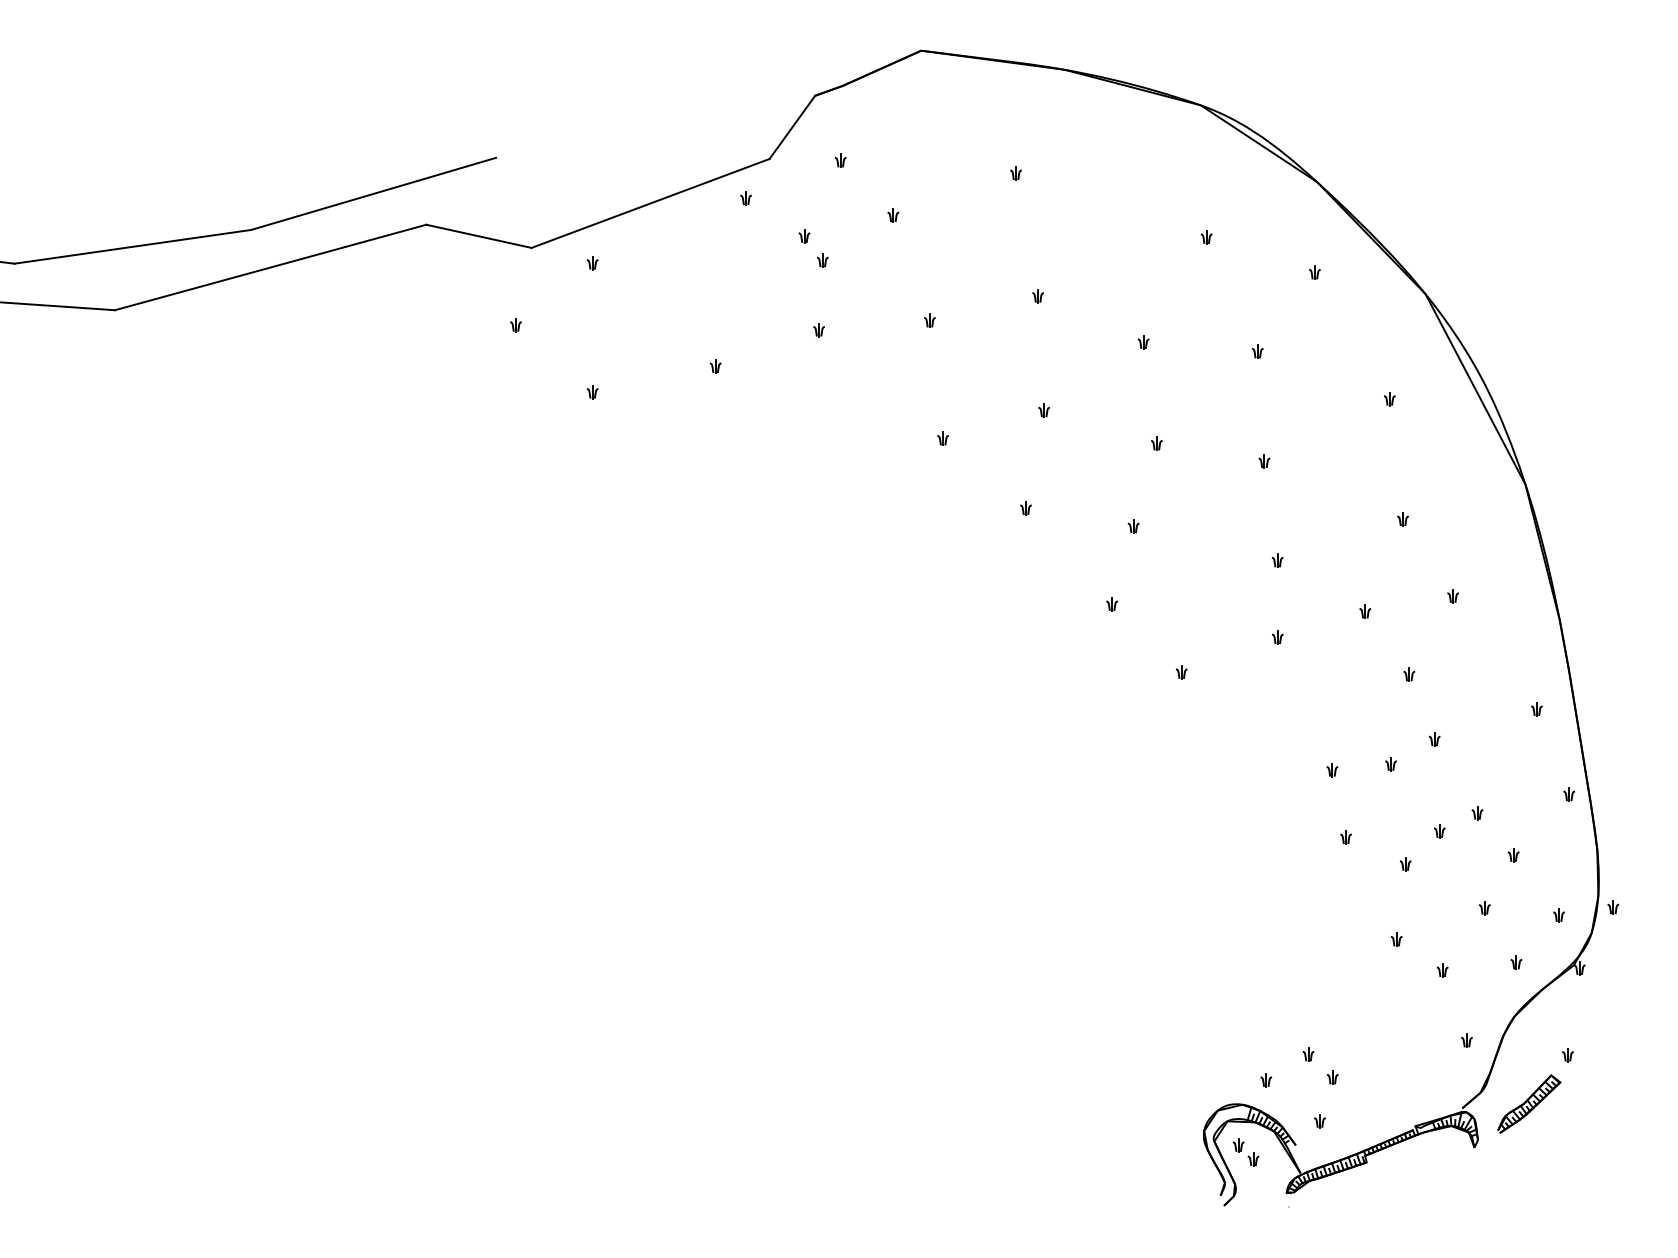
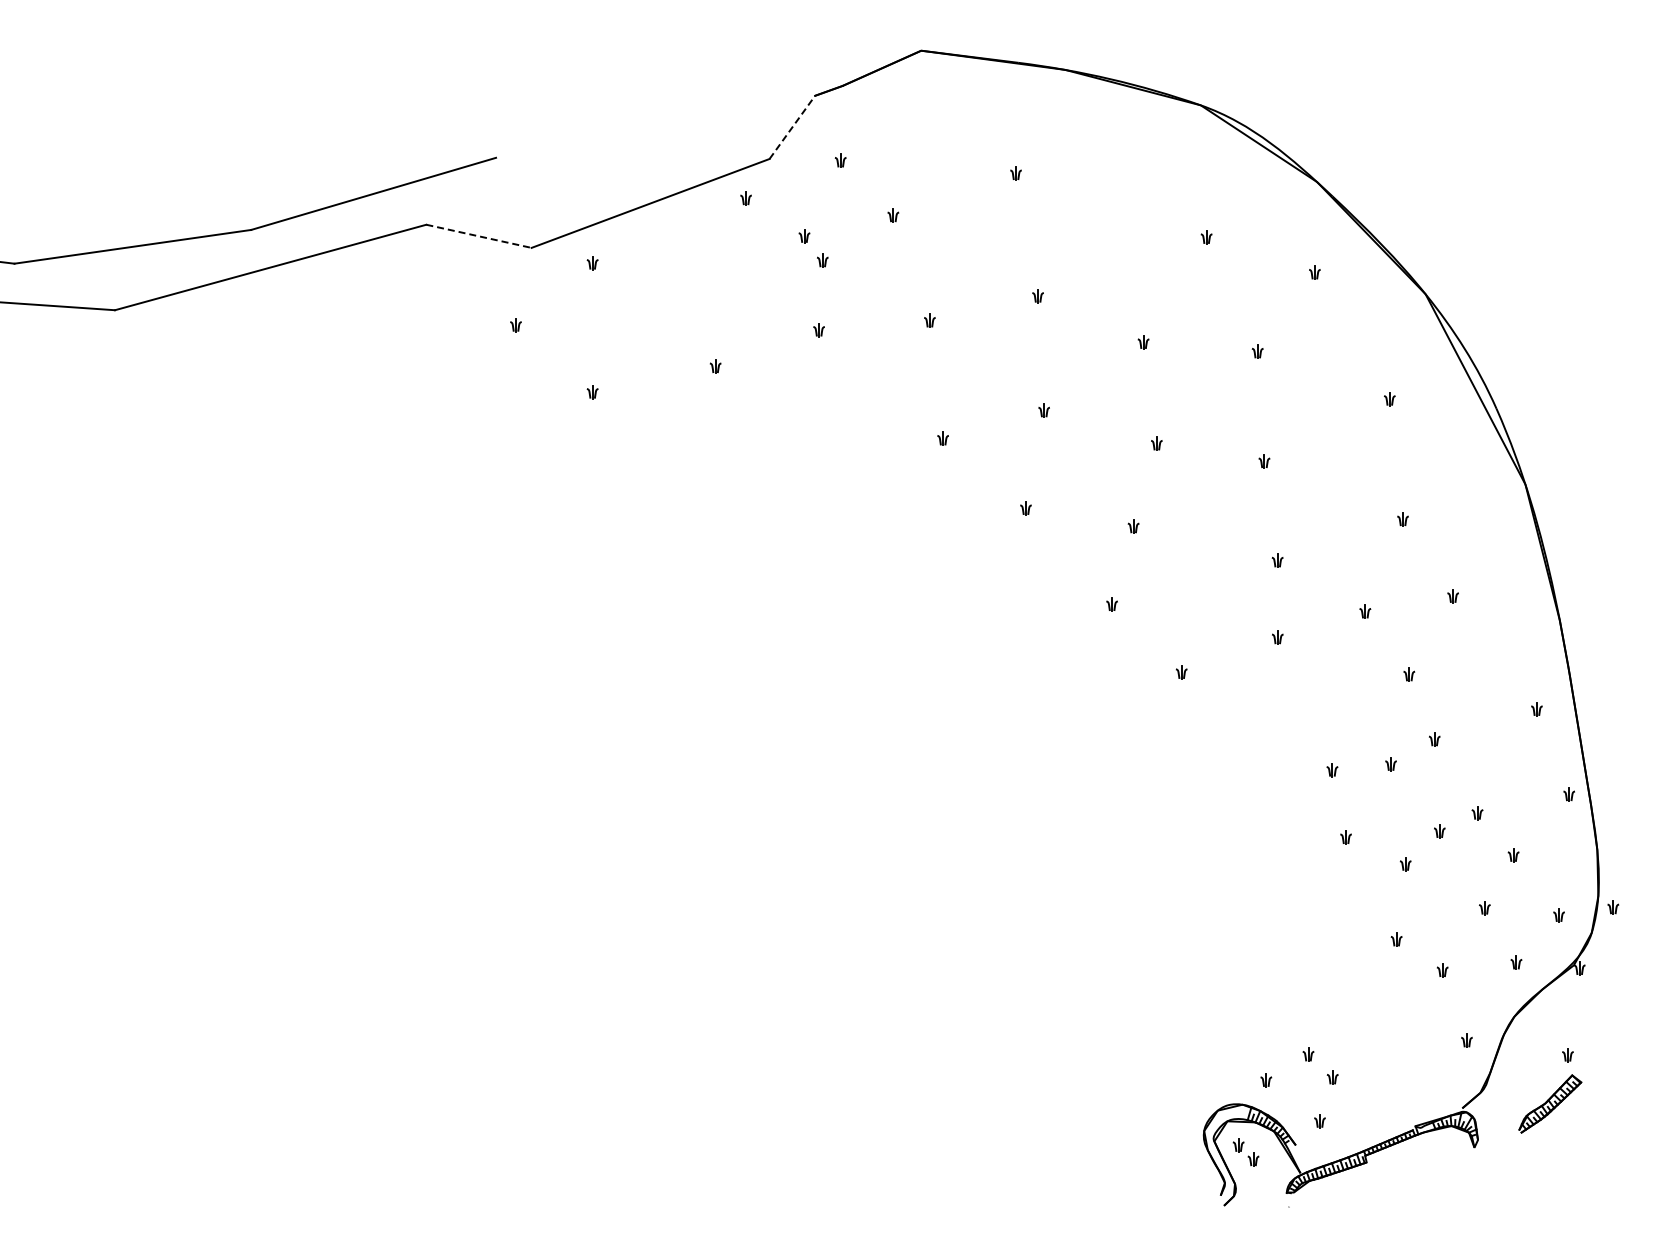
line: solid -> dashed (792, 127)
line: solid -> dashed (478, 236)
part position: (1529, 1103) -> (1550, 1103) (1550, 1103)
